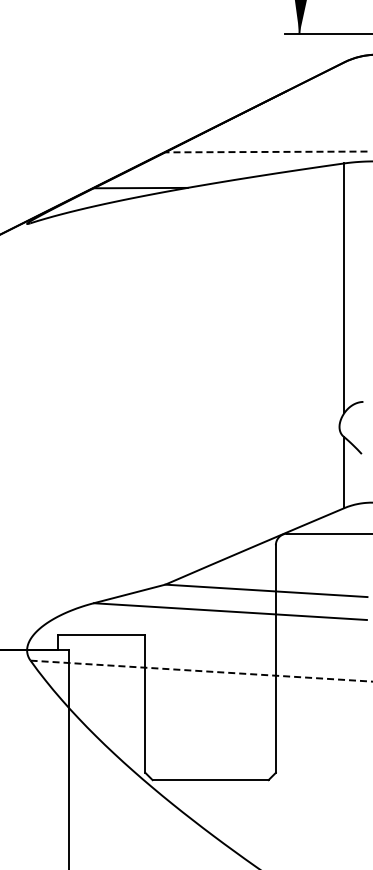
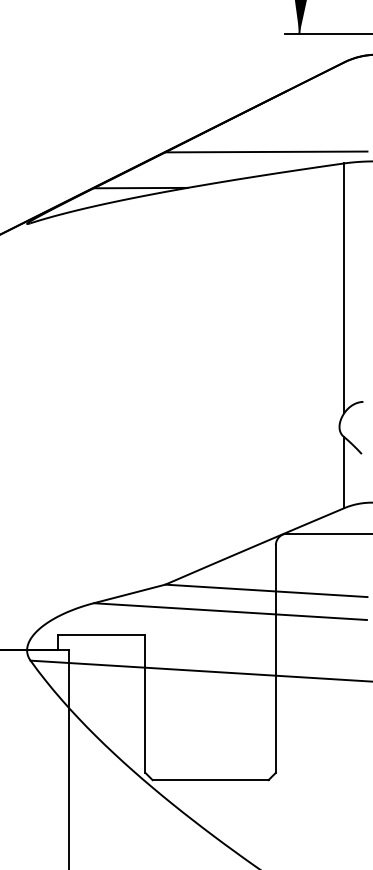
line: dashed -> solid (265, 151)
line: dashed -> solid (202, 671)
